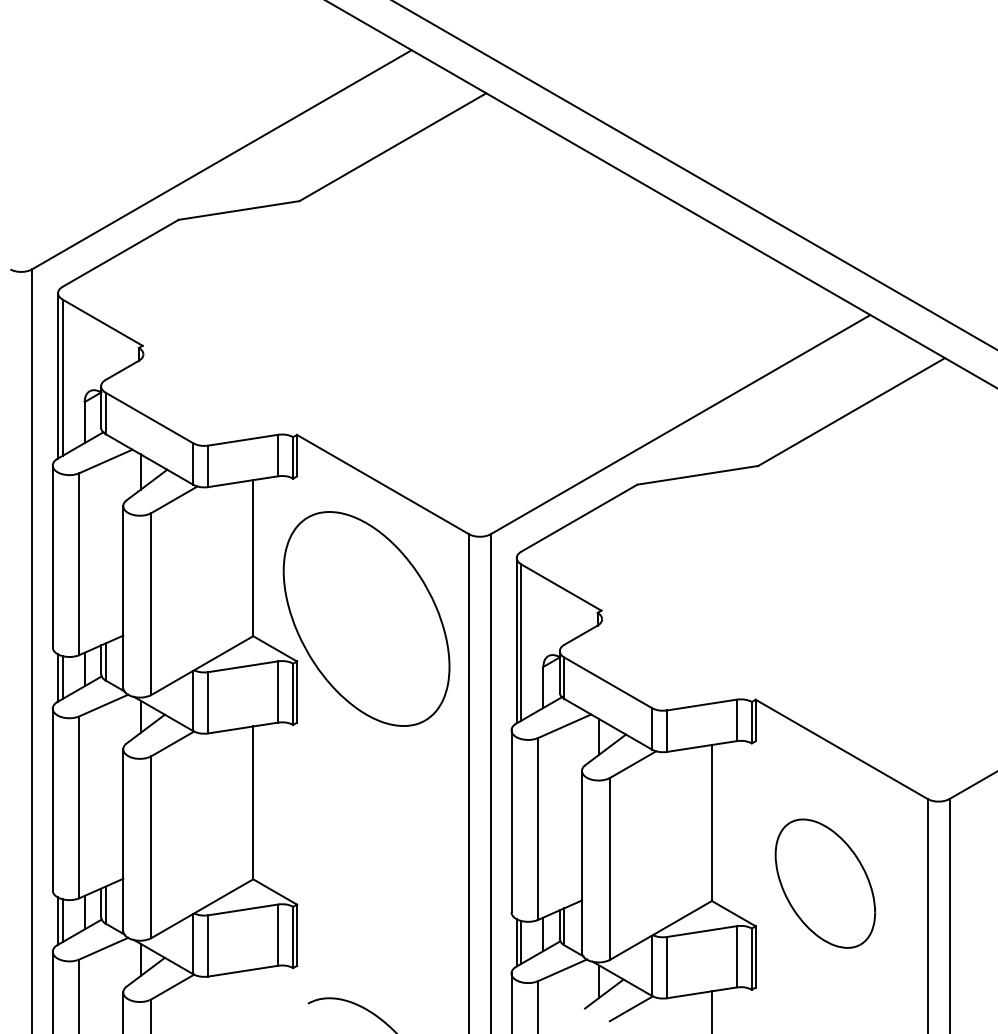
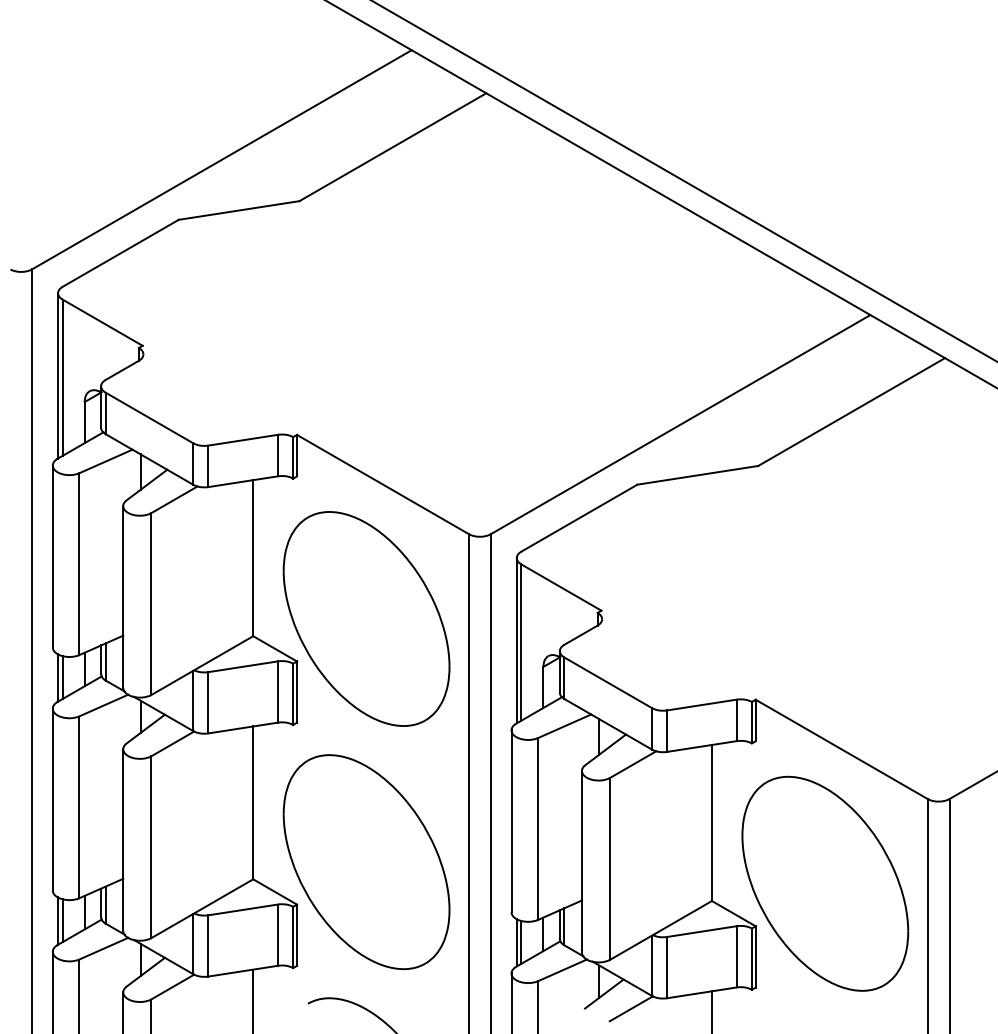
line position: (694, 175) -> (684, 181) (684, 181)
part: none -> present (366, 862)
part size: 102x131 px -> 169x217 px (825, 883)
line: none -> present (253, 999)
